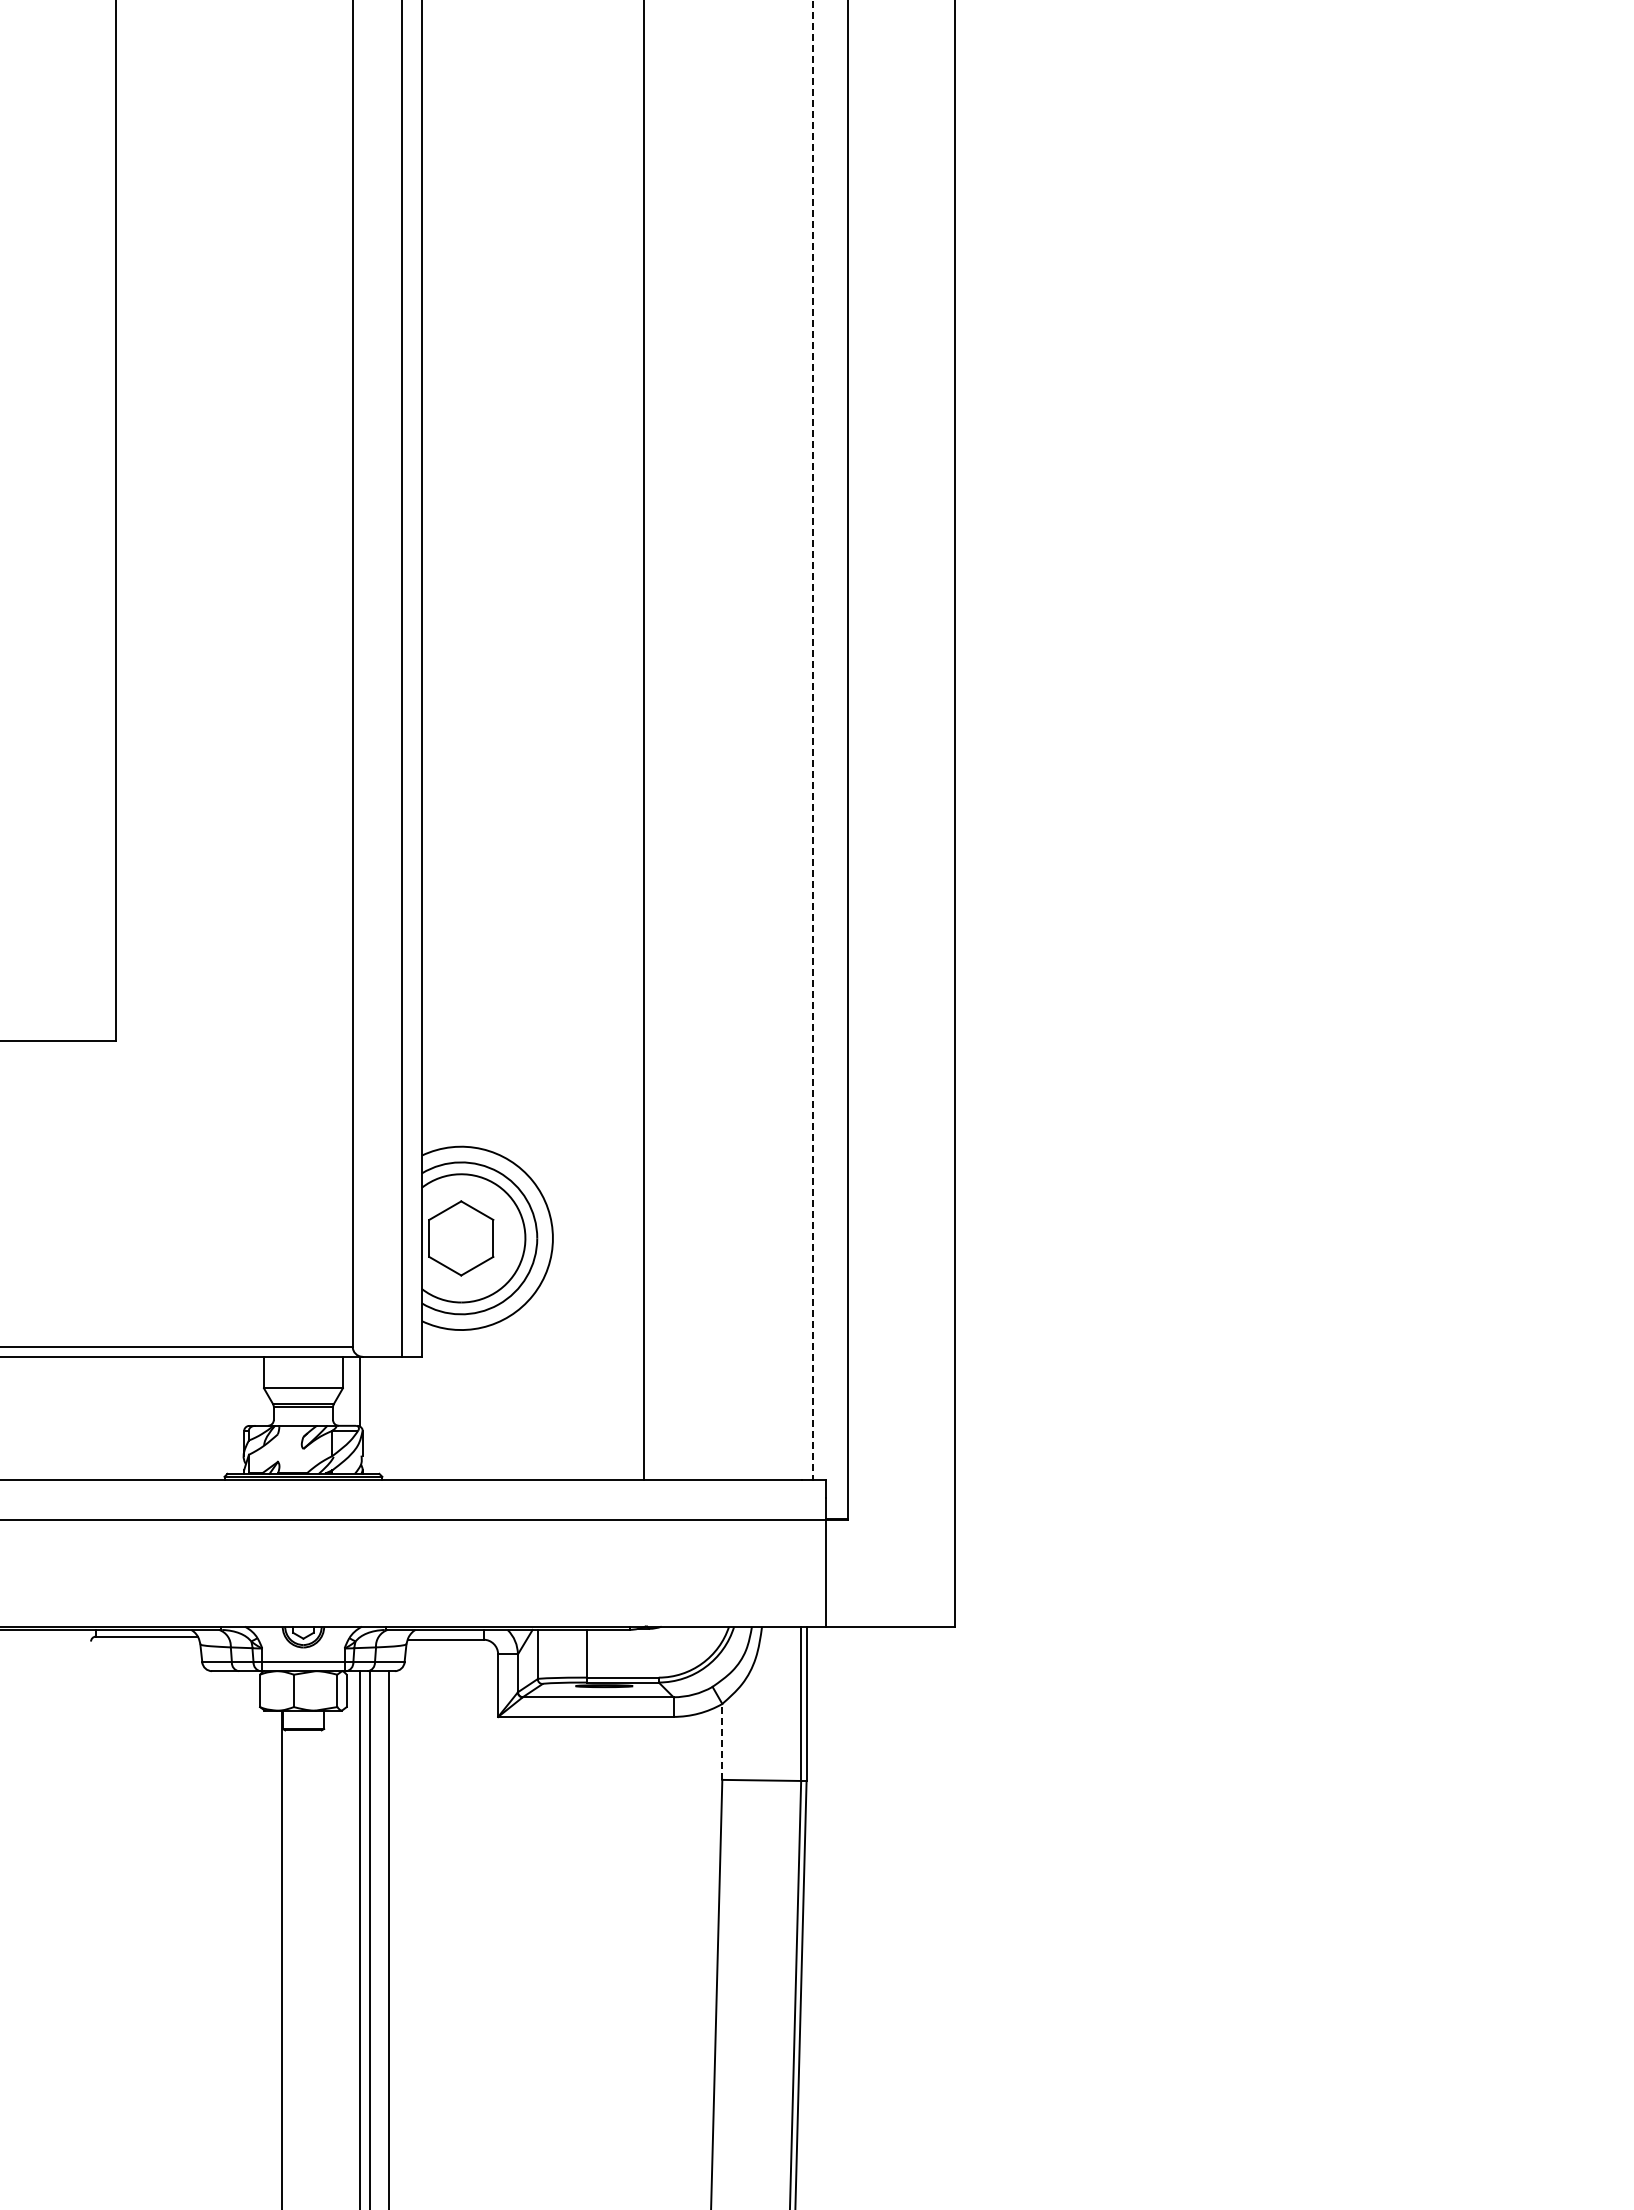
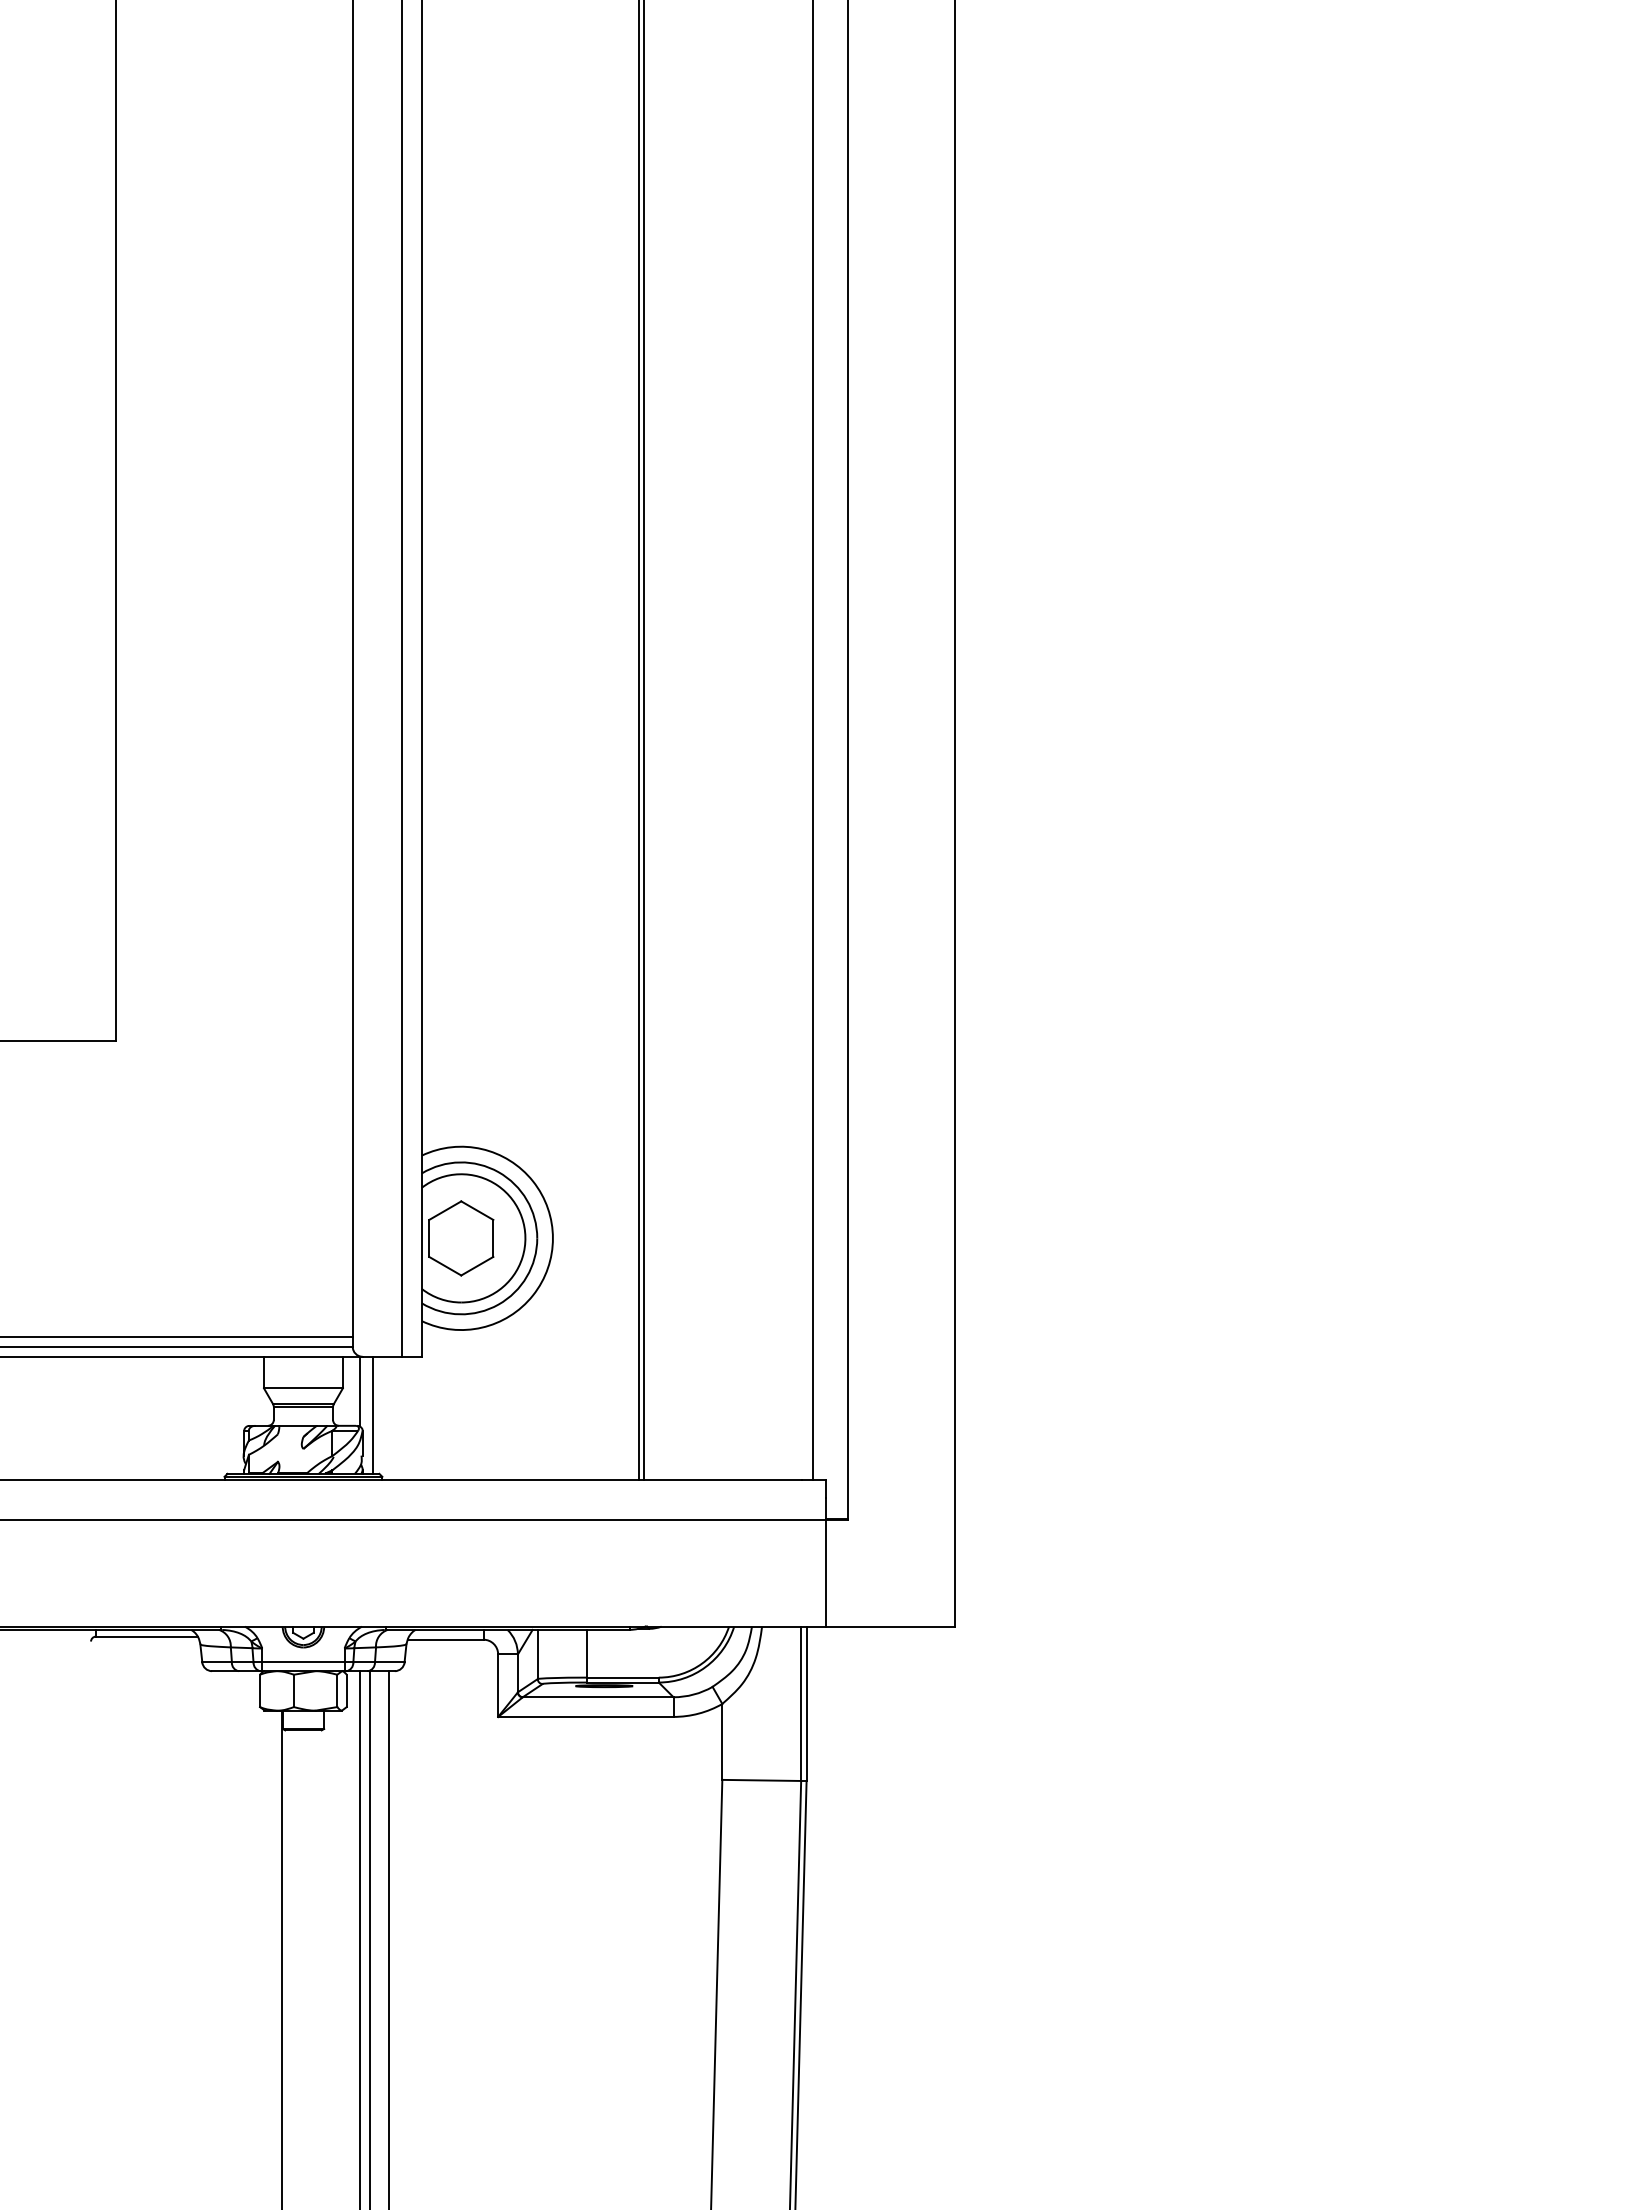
line: dashed -> solid (813, 740)
line: none -> present (638, 741)
line: none -> present (177, 1337)
line: none -> present (372, 1414)
line: dashed -> solid (722, 1741)
